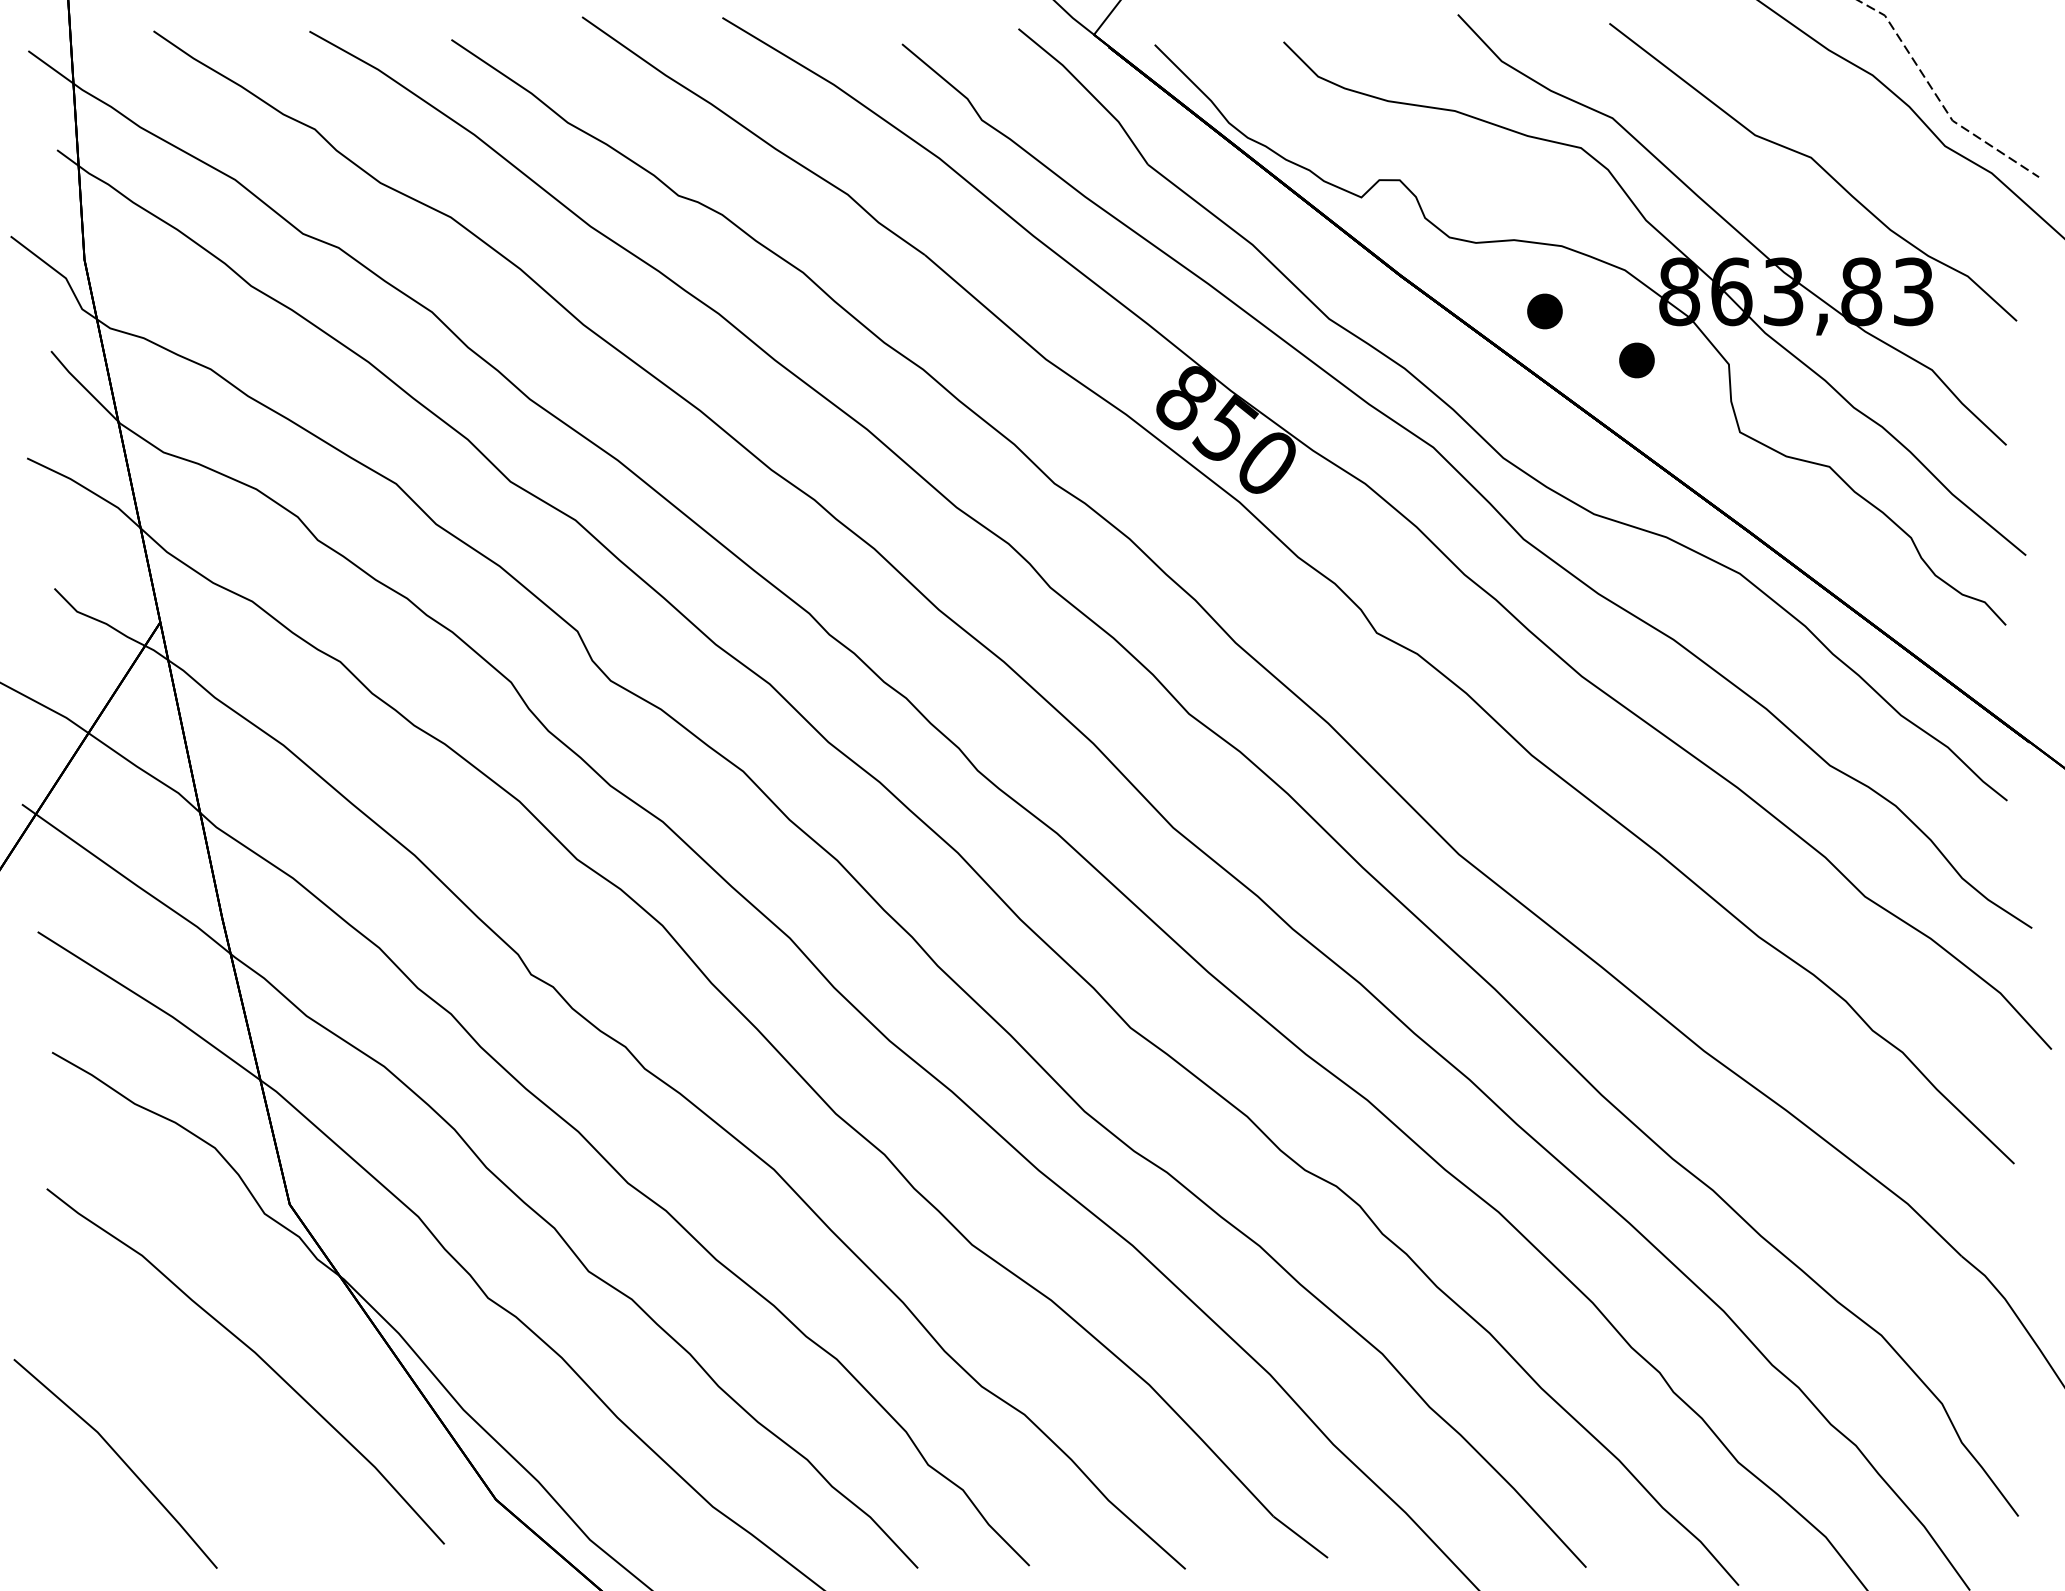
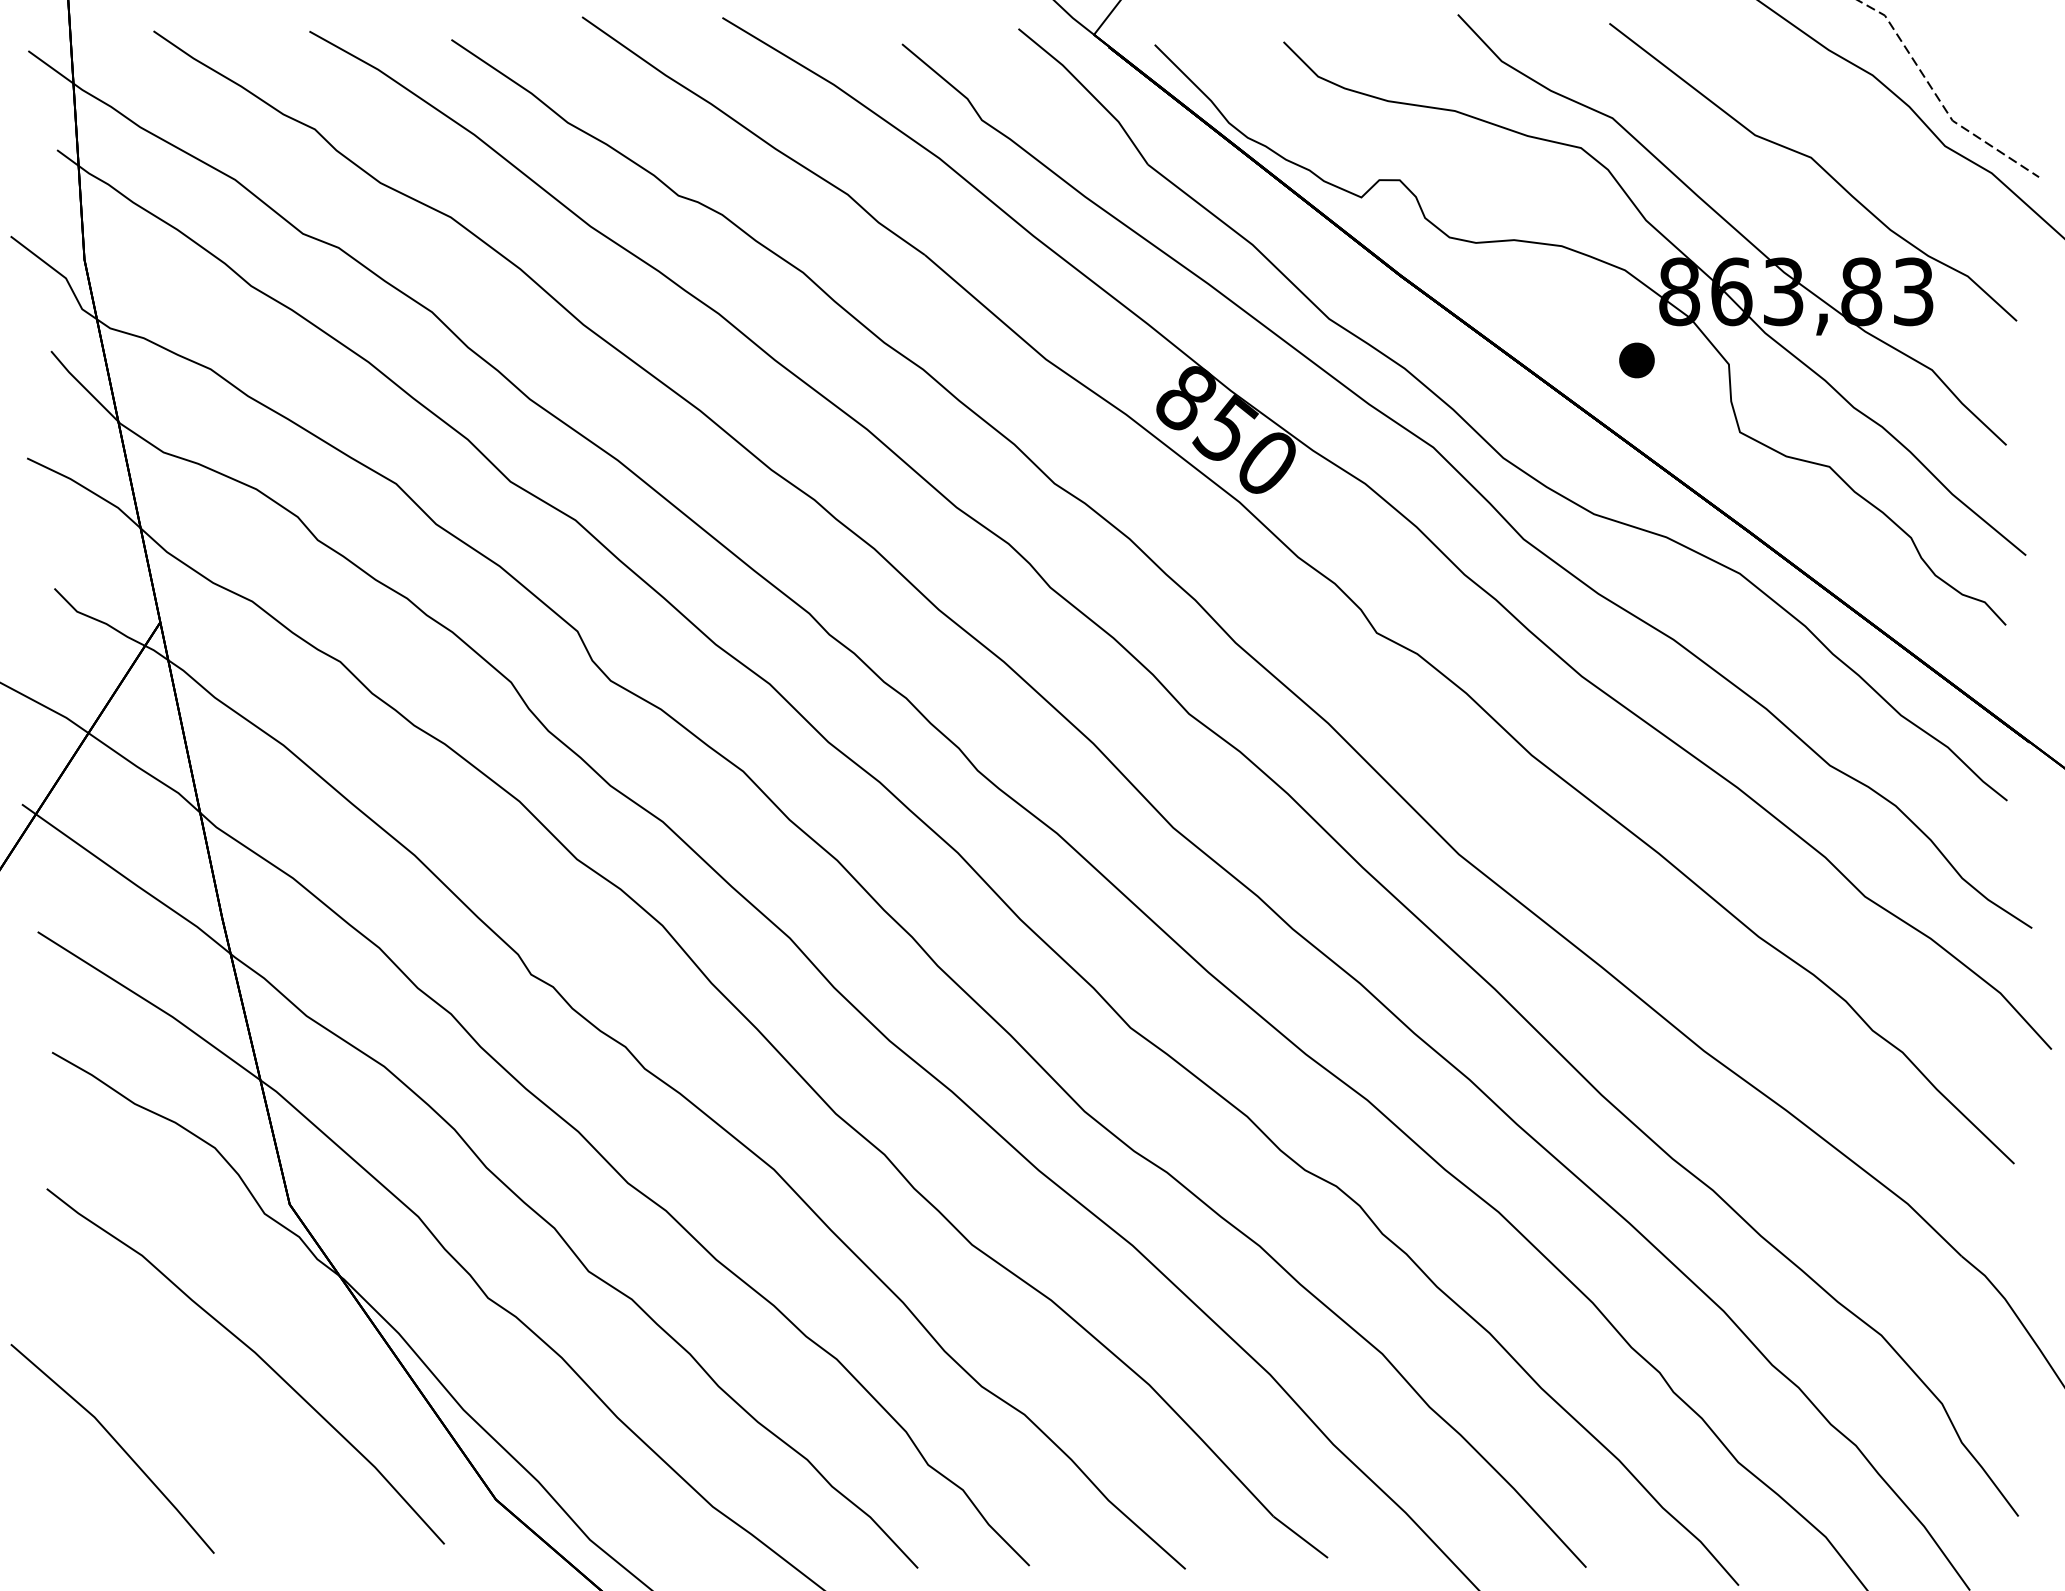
part: present -> none (1544, 311)
line position: (119, 1458) -> (116, 1443) (116, 1443)
